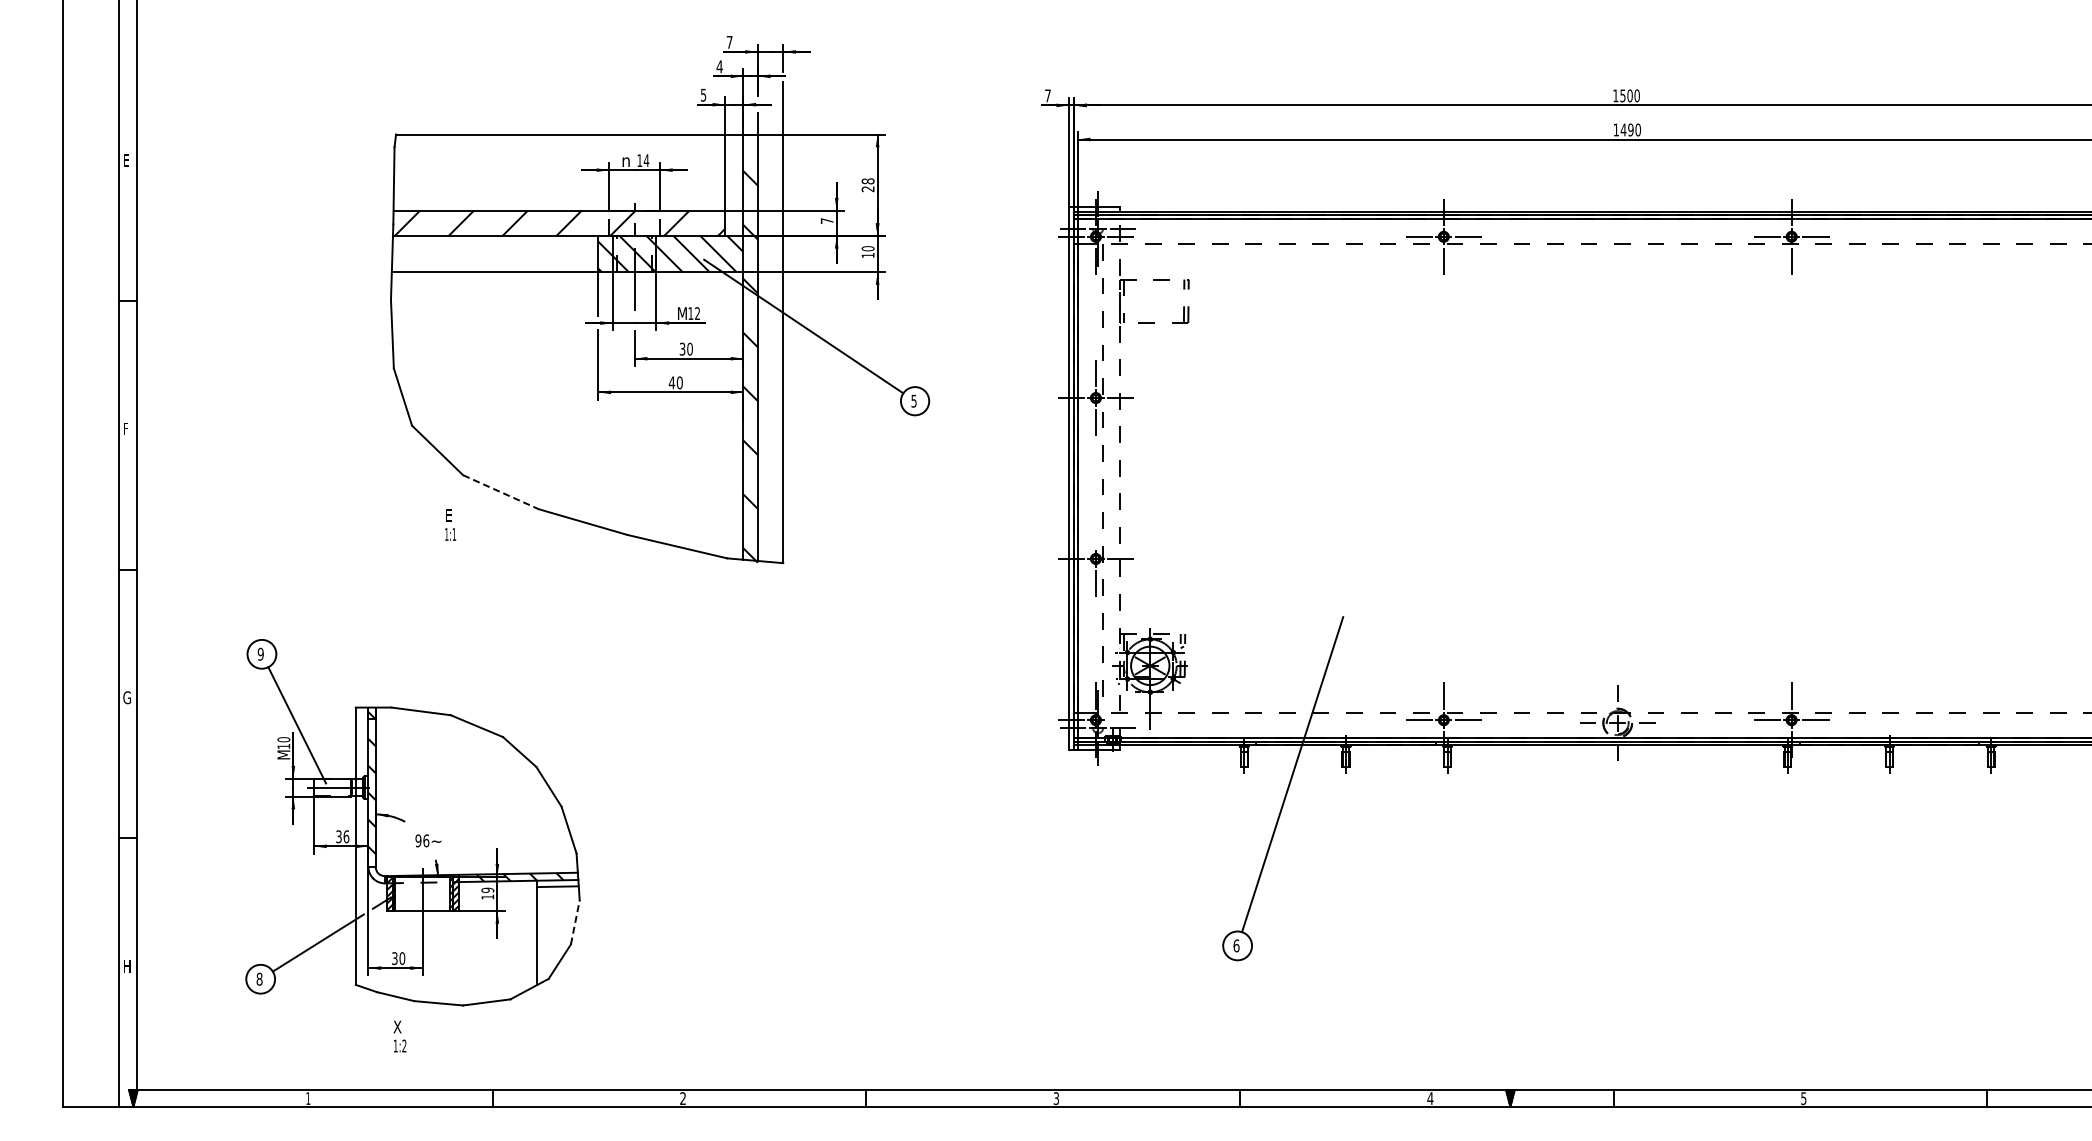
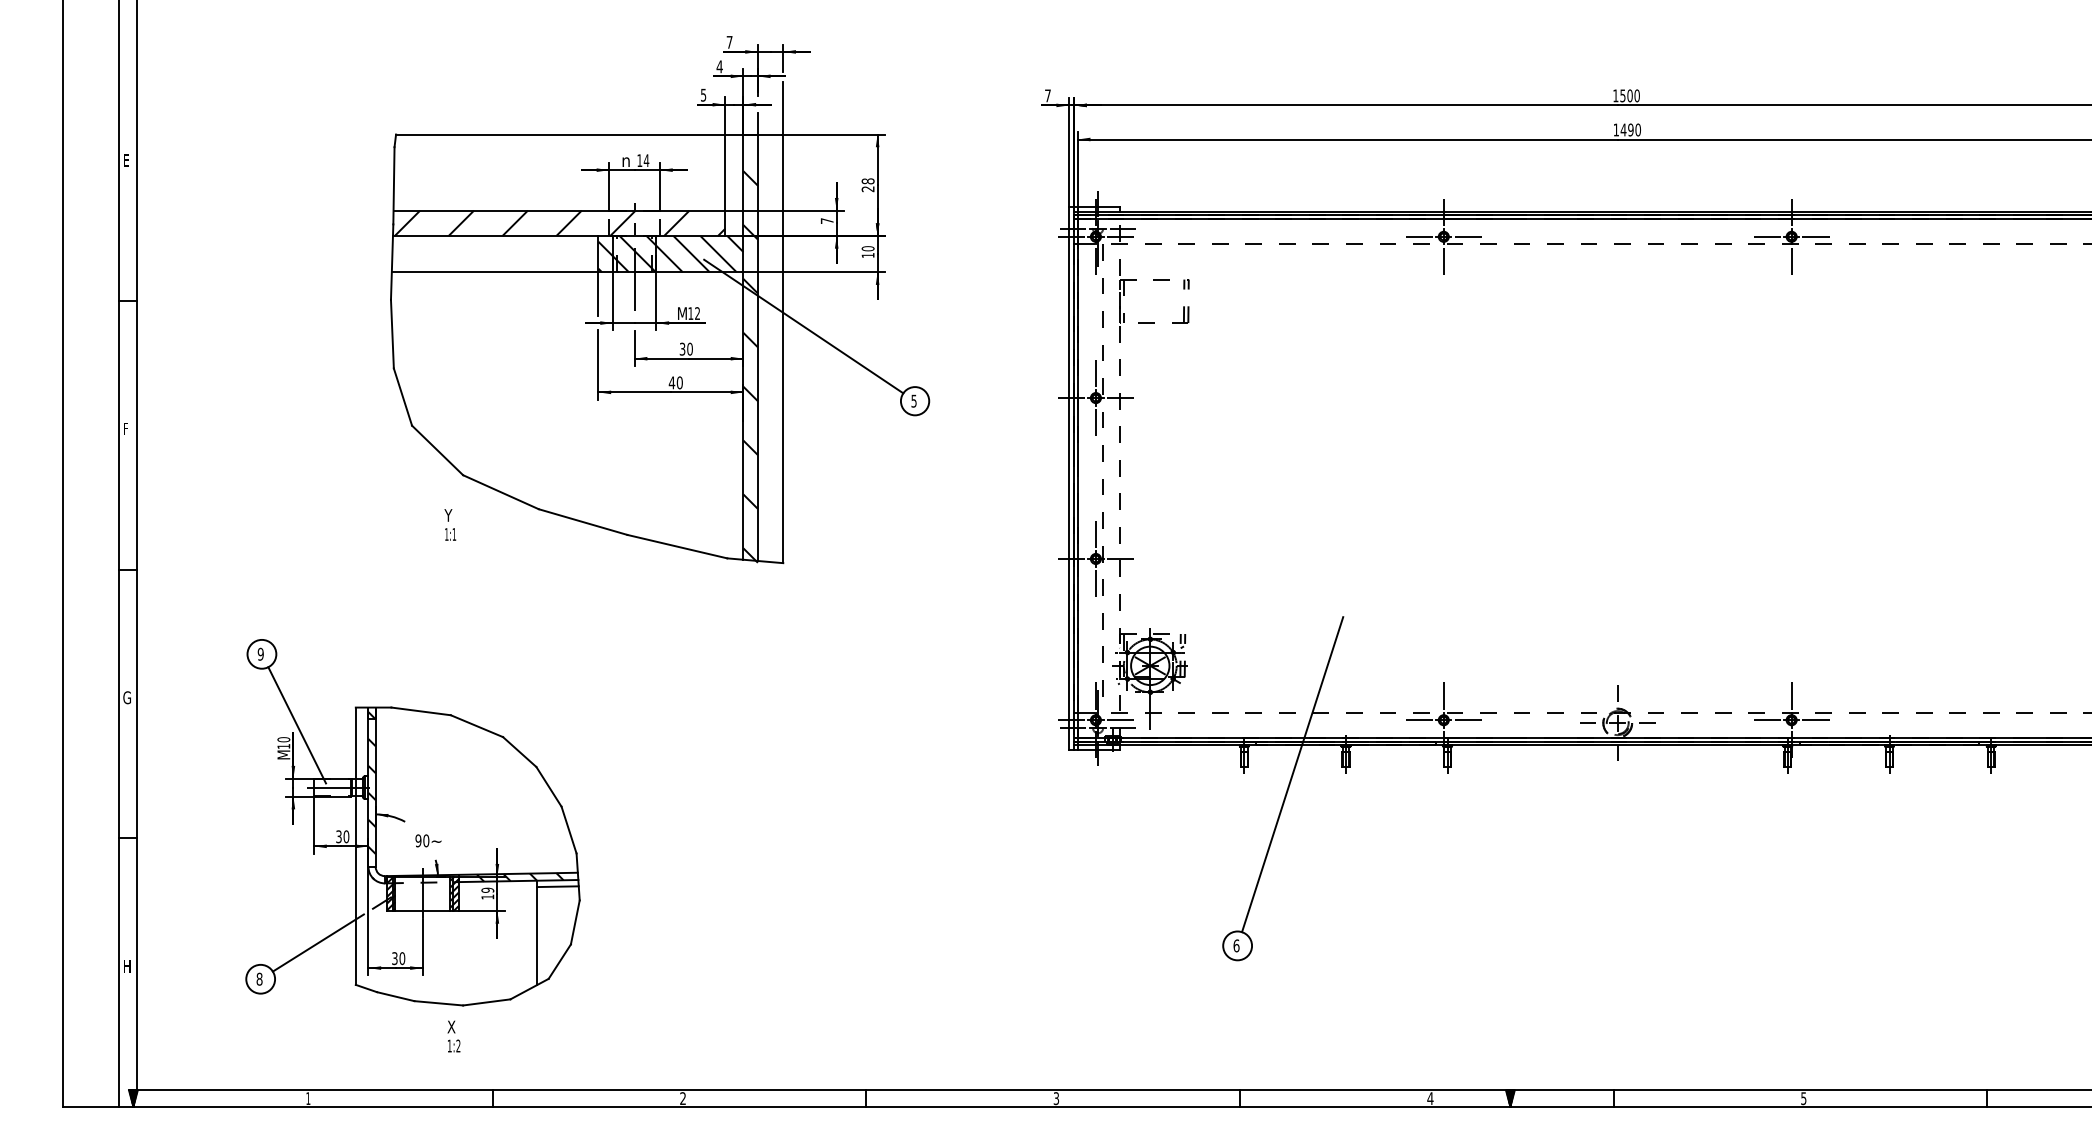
line: dashed -> solid (501, 492)
text: E -> Y (448, 515)
line: none -> present (1095, 534)
line: none -> present (1120, 720)
text: 36 -> 30 (346, 836)
text: 96 -> 90 (426, 840)
line: dashed -> solid (575, 921)
text position: (399, 1036) -> (453, 1036) (453, 1036)
